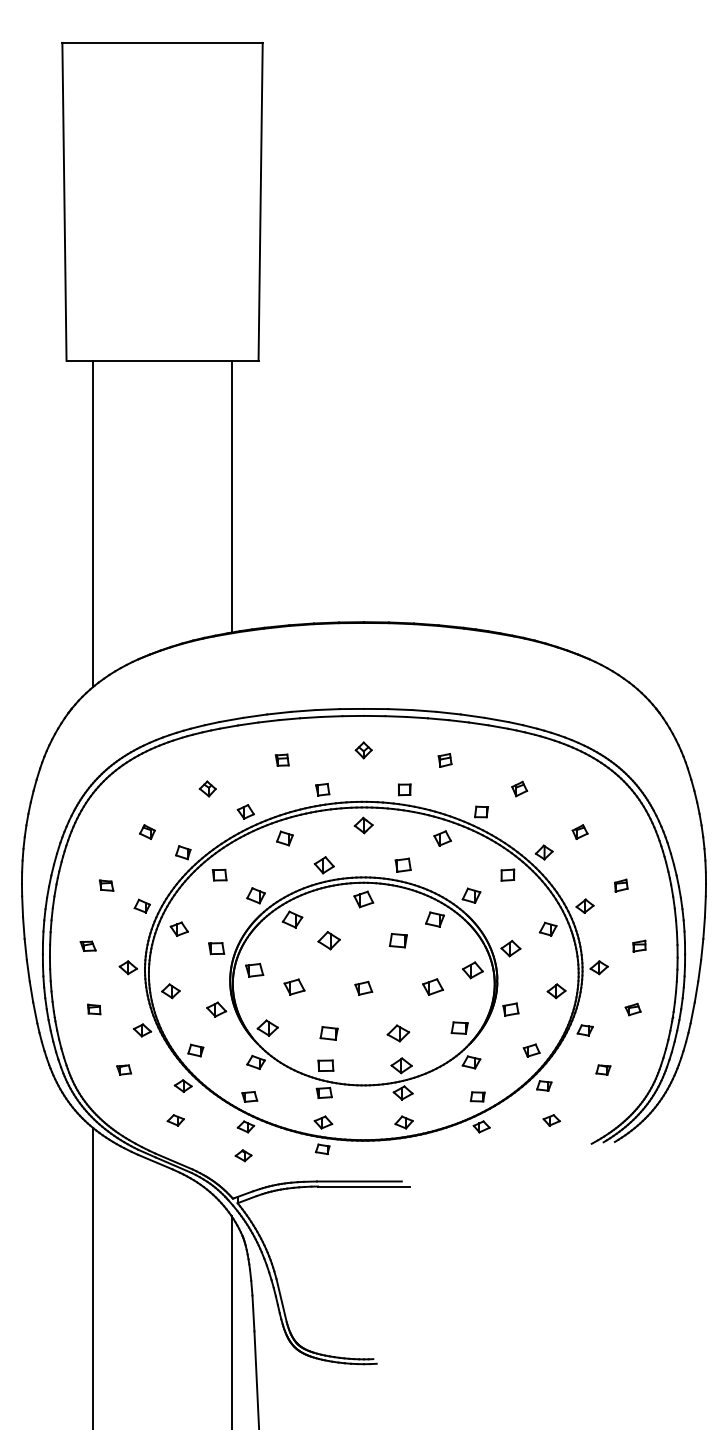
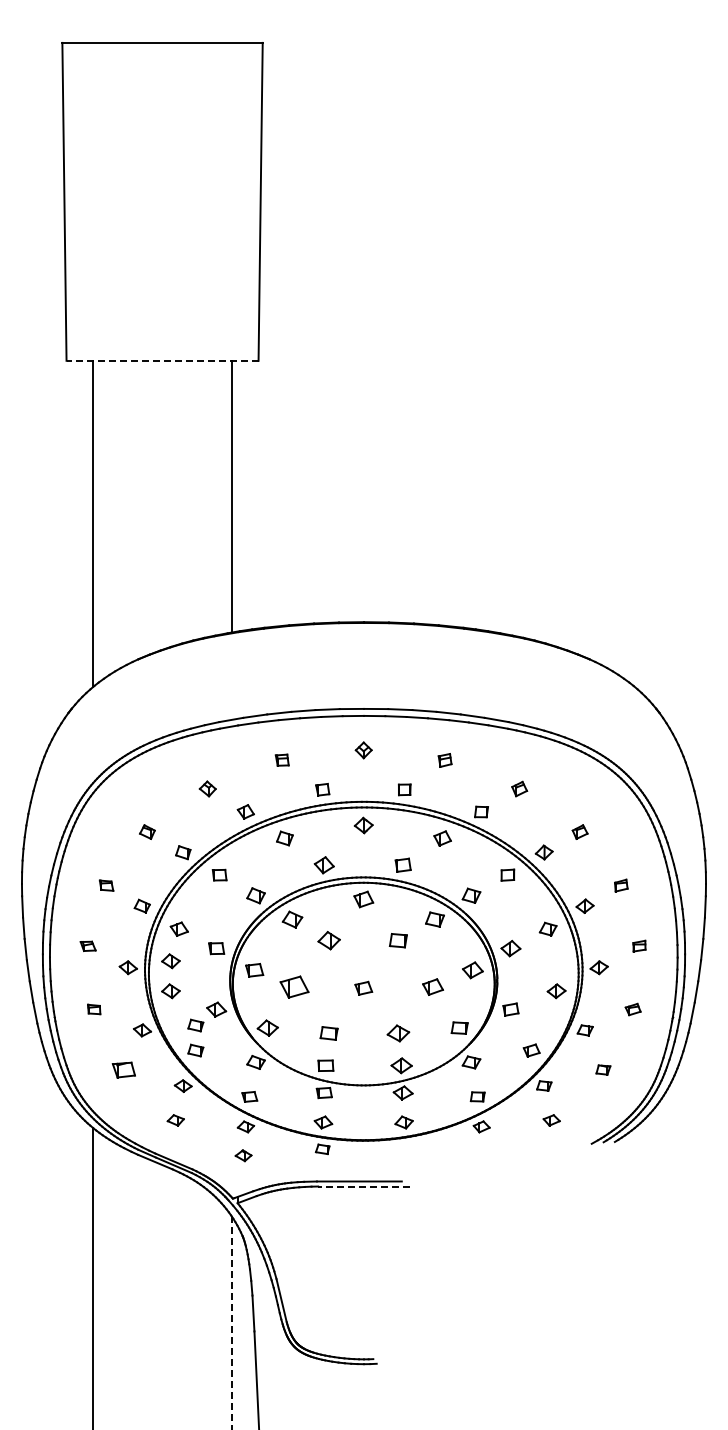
line: solid -> dashed (162, 360)
part: none -> present (170, 961)
part size: 23x18 px -> 31x24 px (294, 986)
part: none -> present (195, 1025)
part size: 17x12 px -> 25x18 px (123, 1069)
line: solid -> dashed (363, 1186)
line: solid -> dashed (231, 1323)
